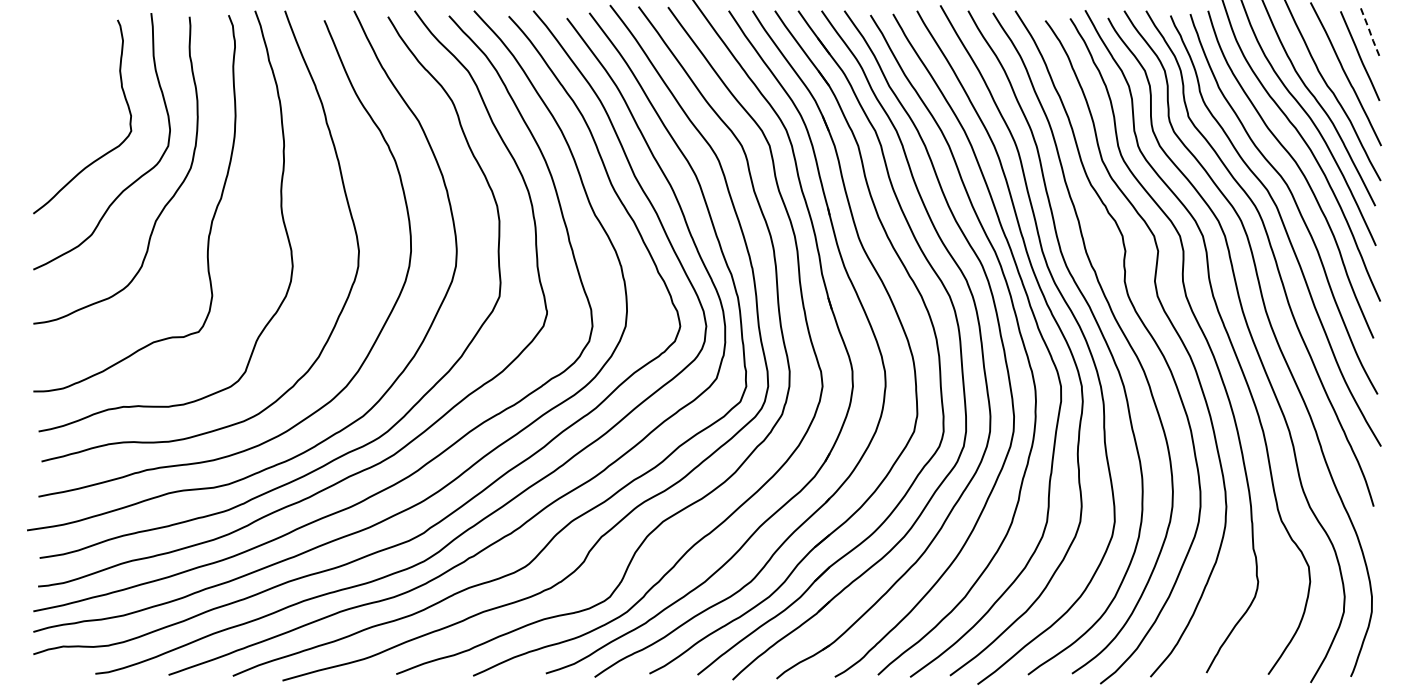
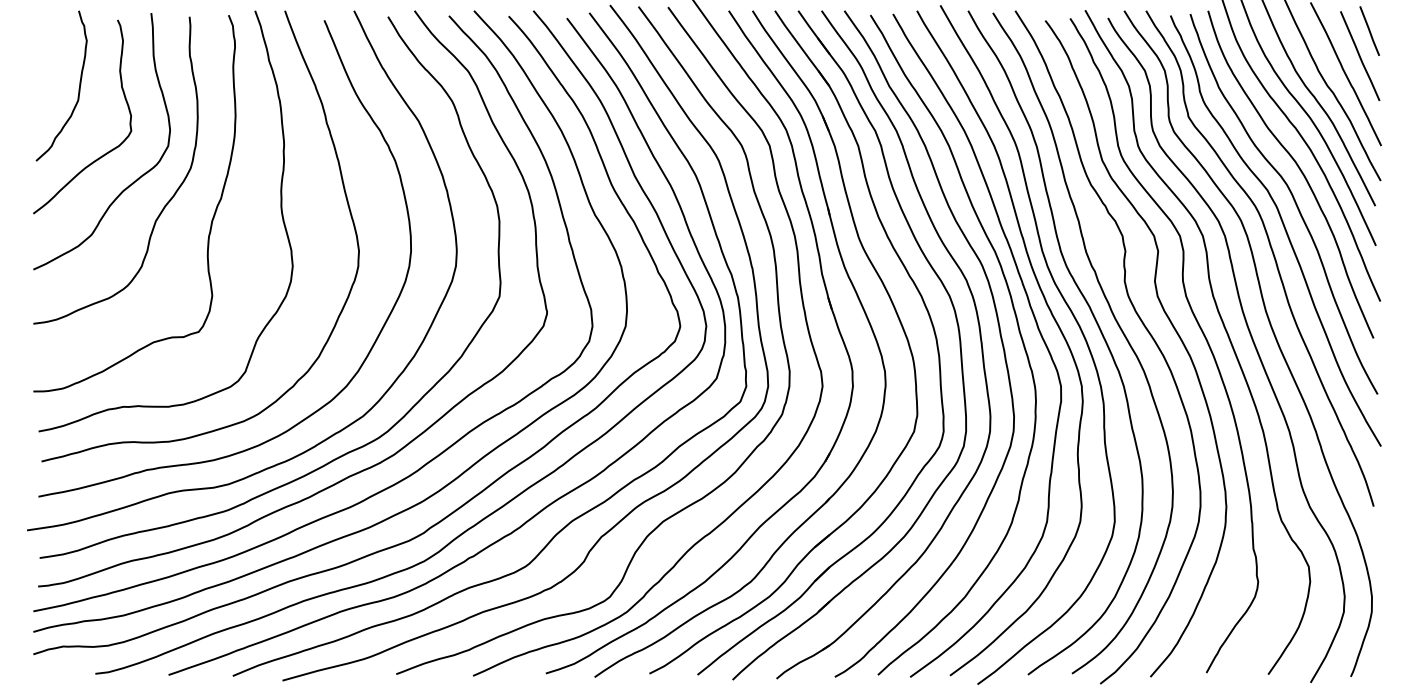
line: dashed -> solid (1369, 30)
curve: none -> present (78, 88)
